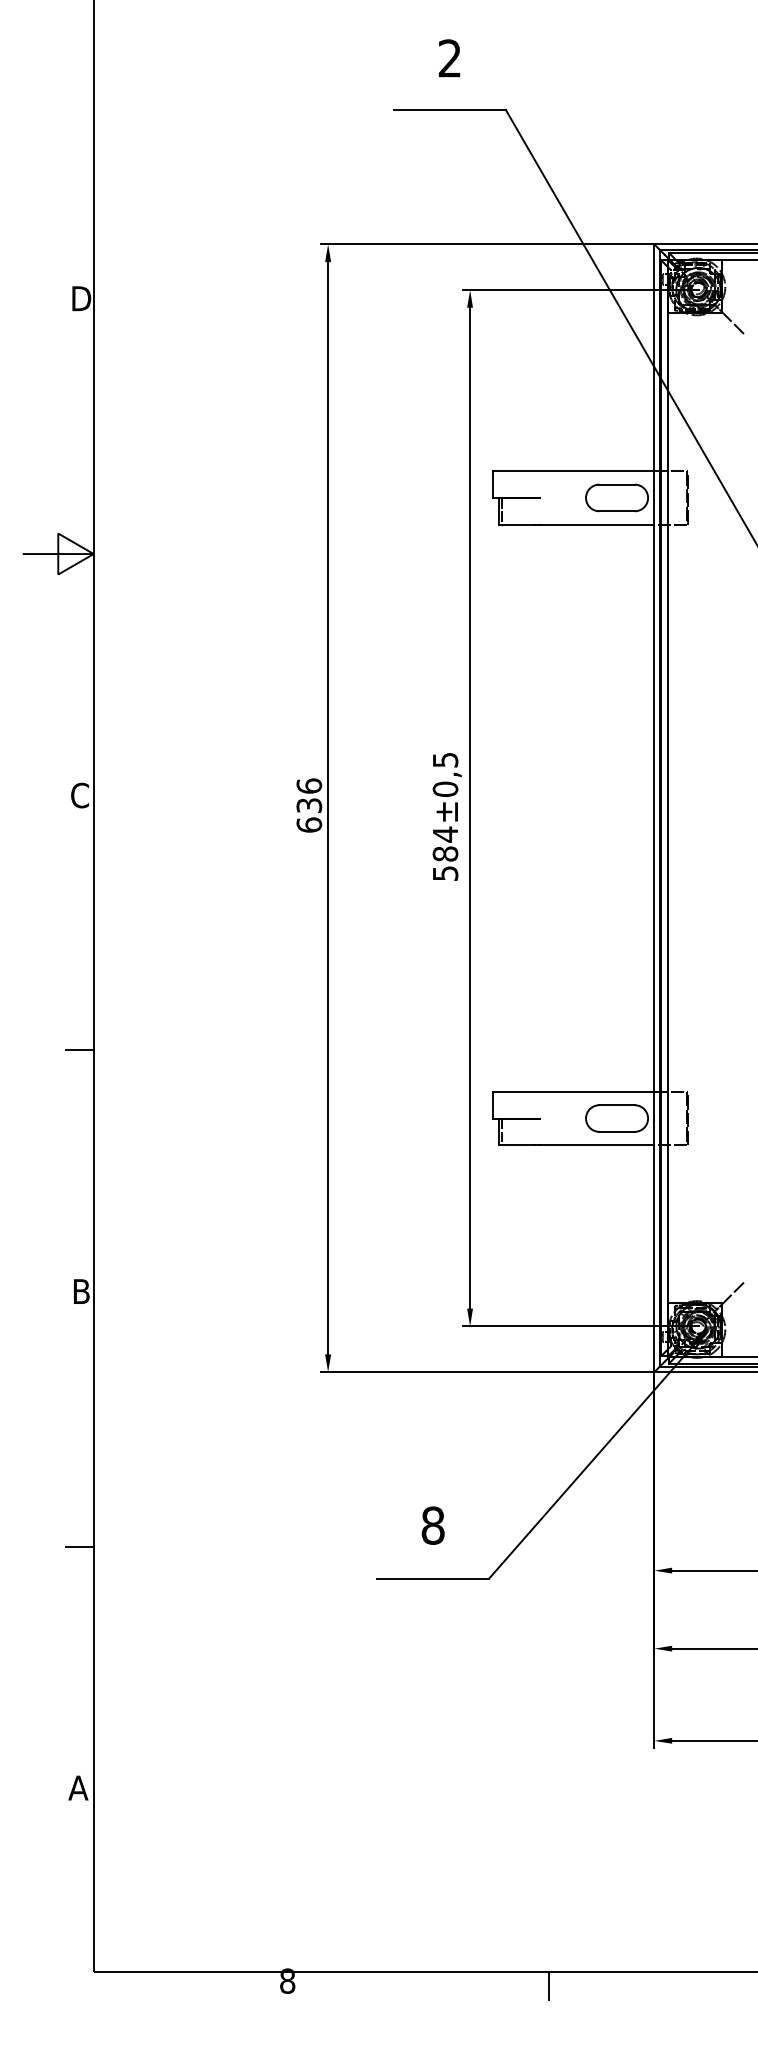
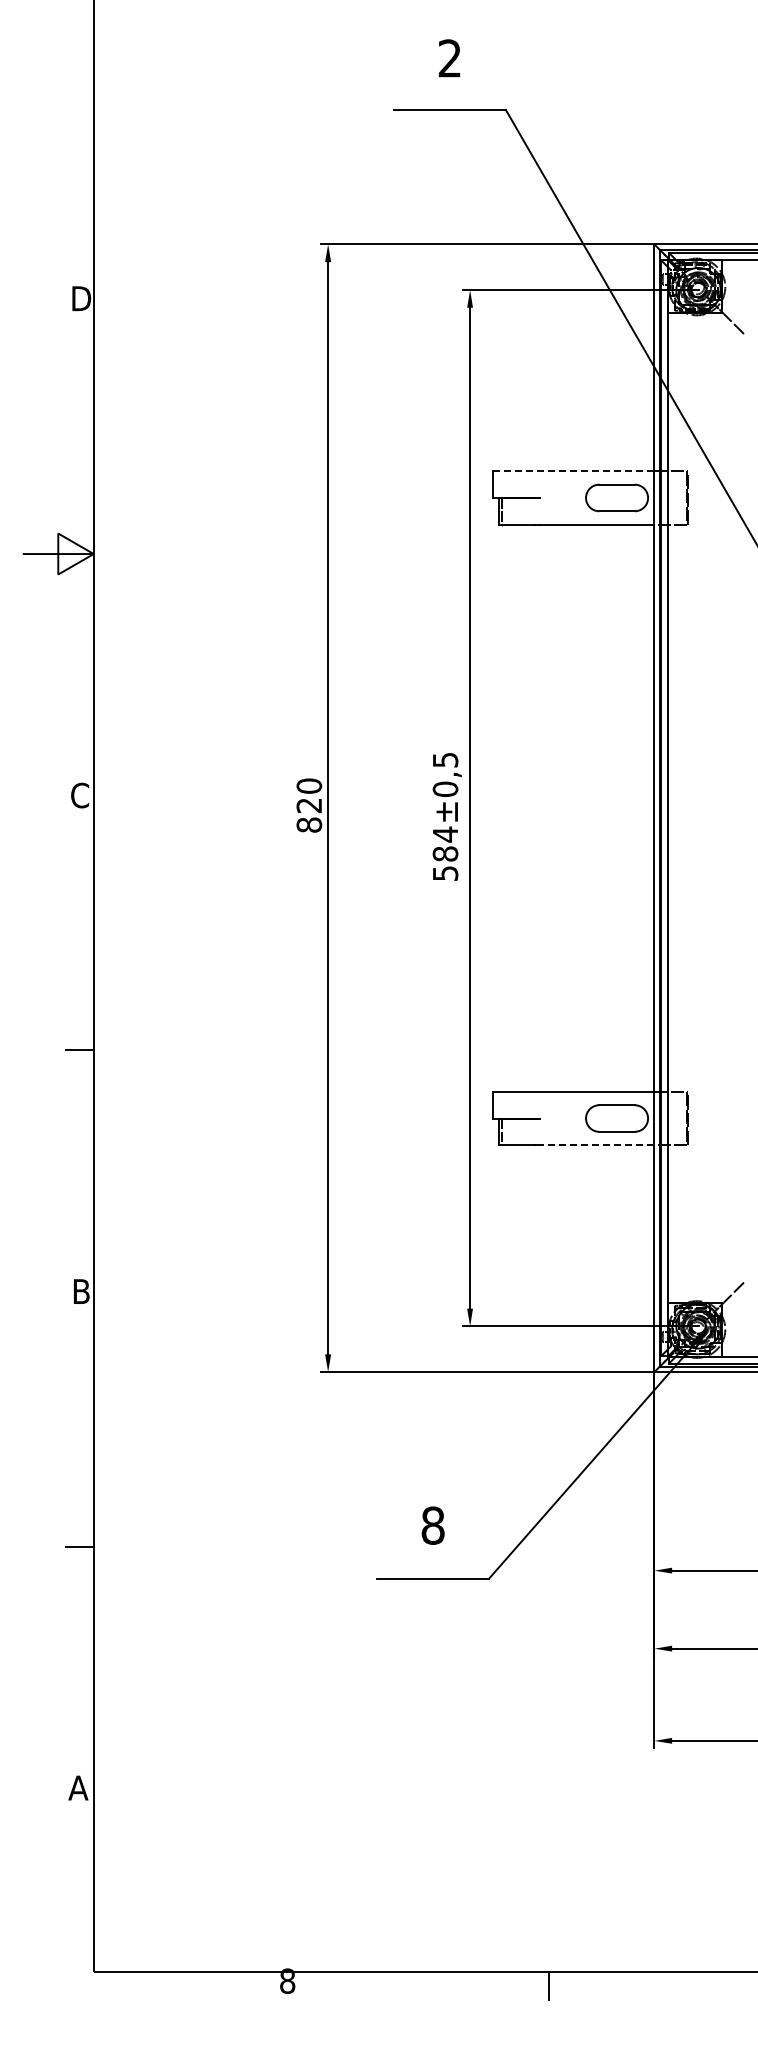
line: solid -> dashed (573, 471)
text: 636 -> 820 (309, 805)
line: solid -> dashed (596, 1145)
